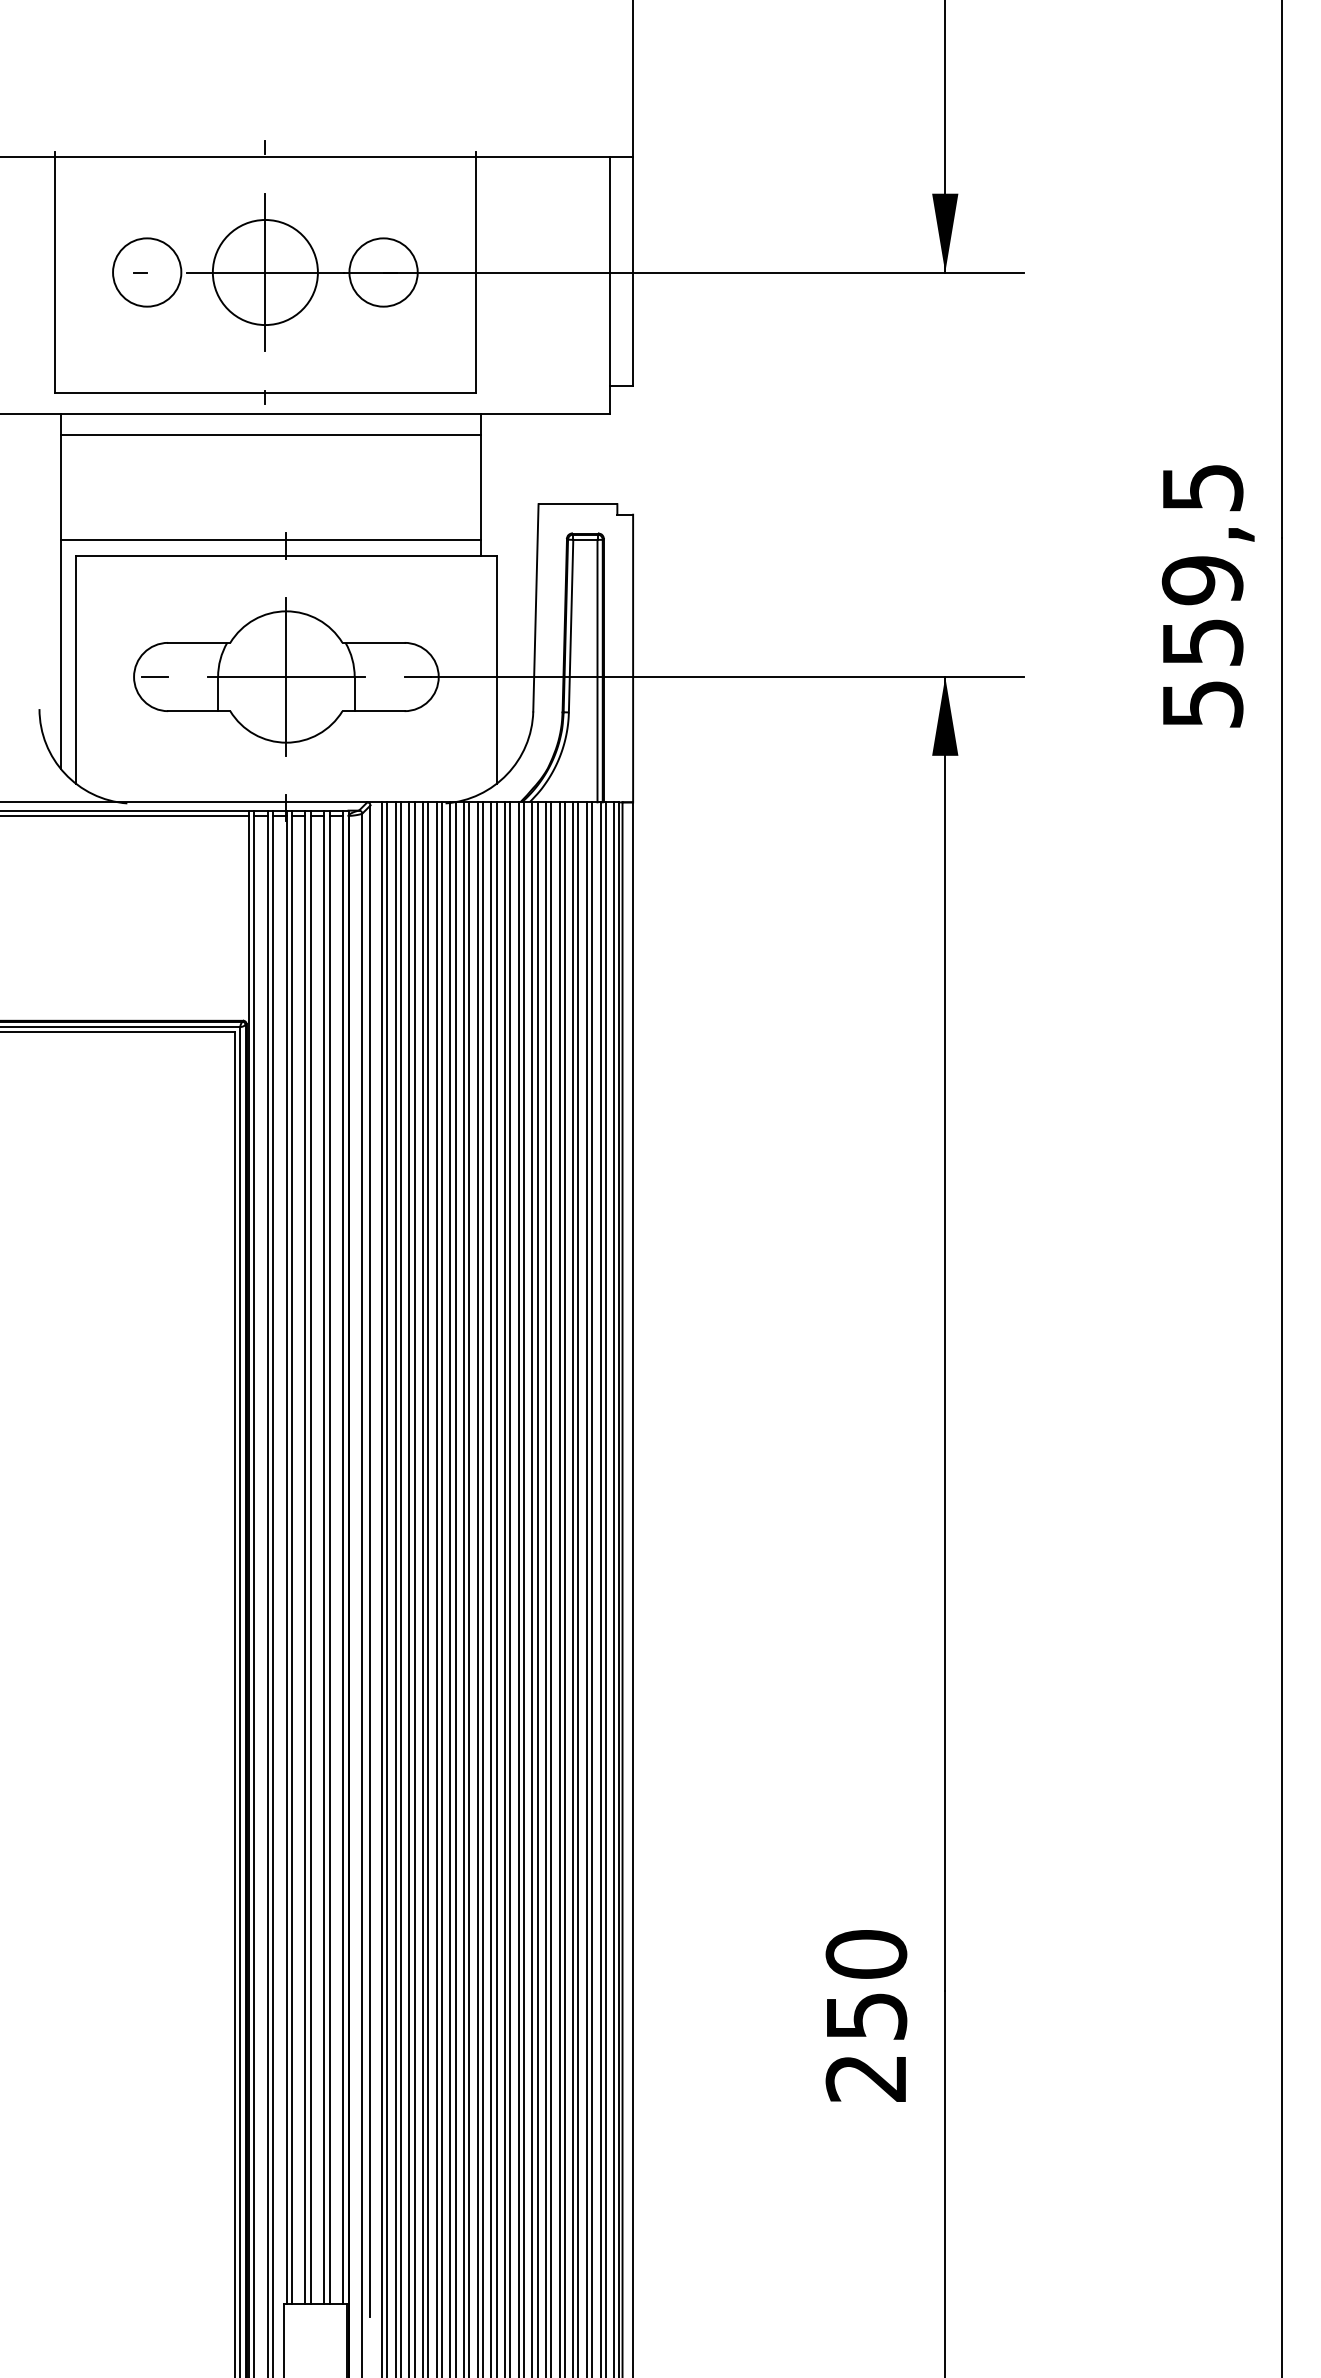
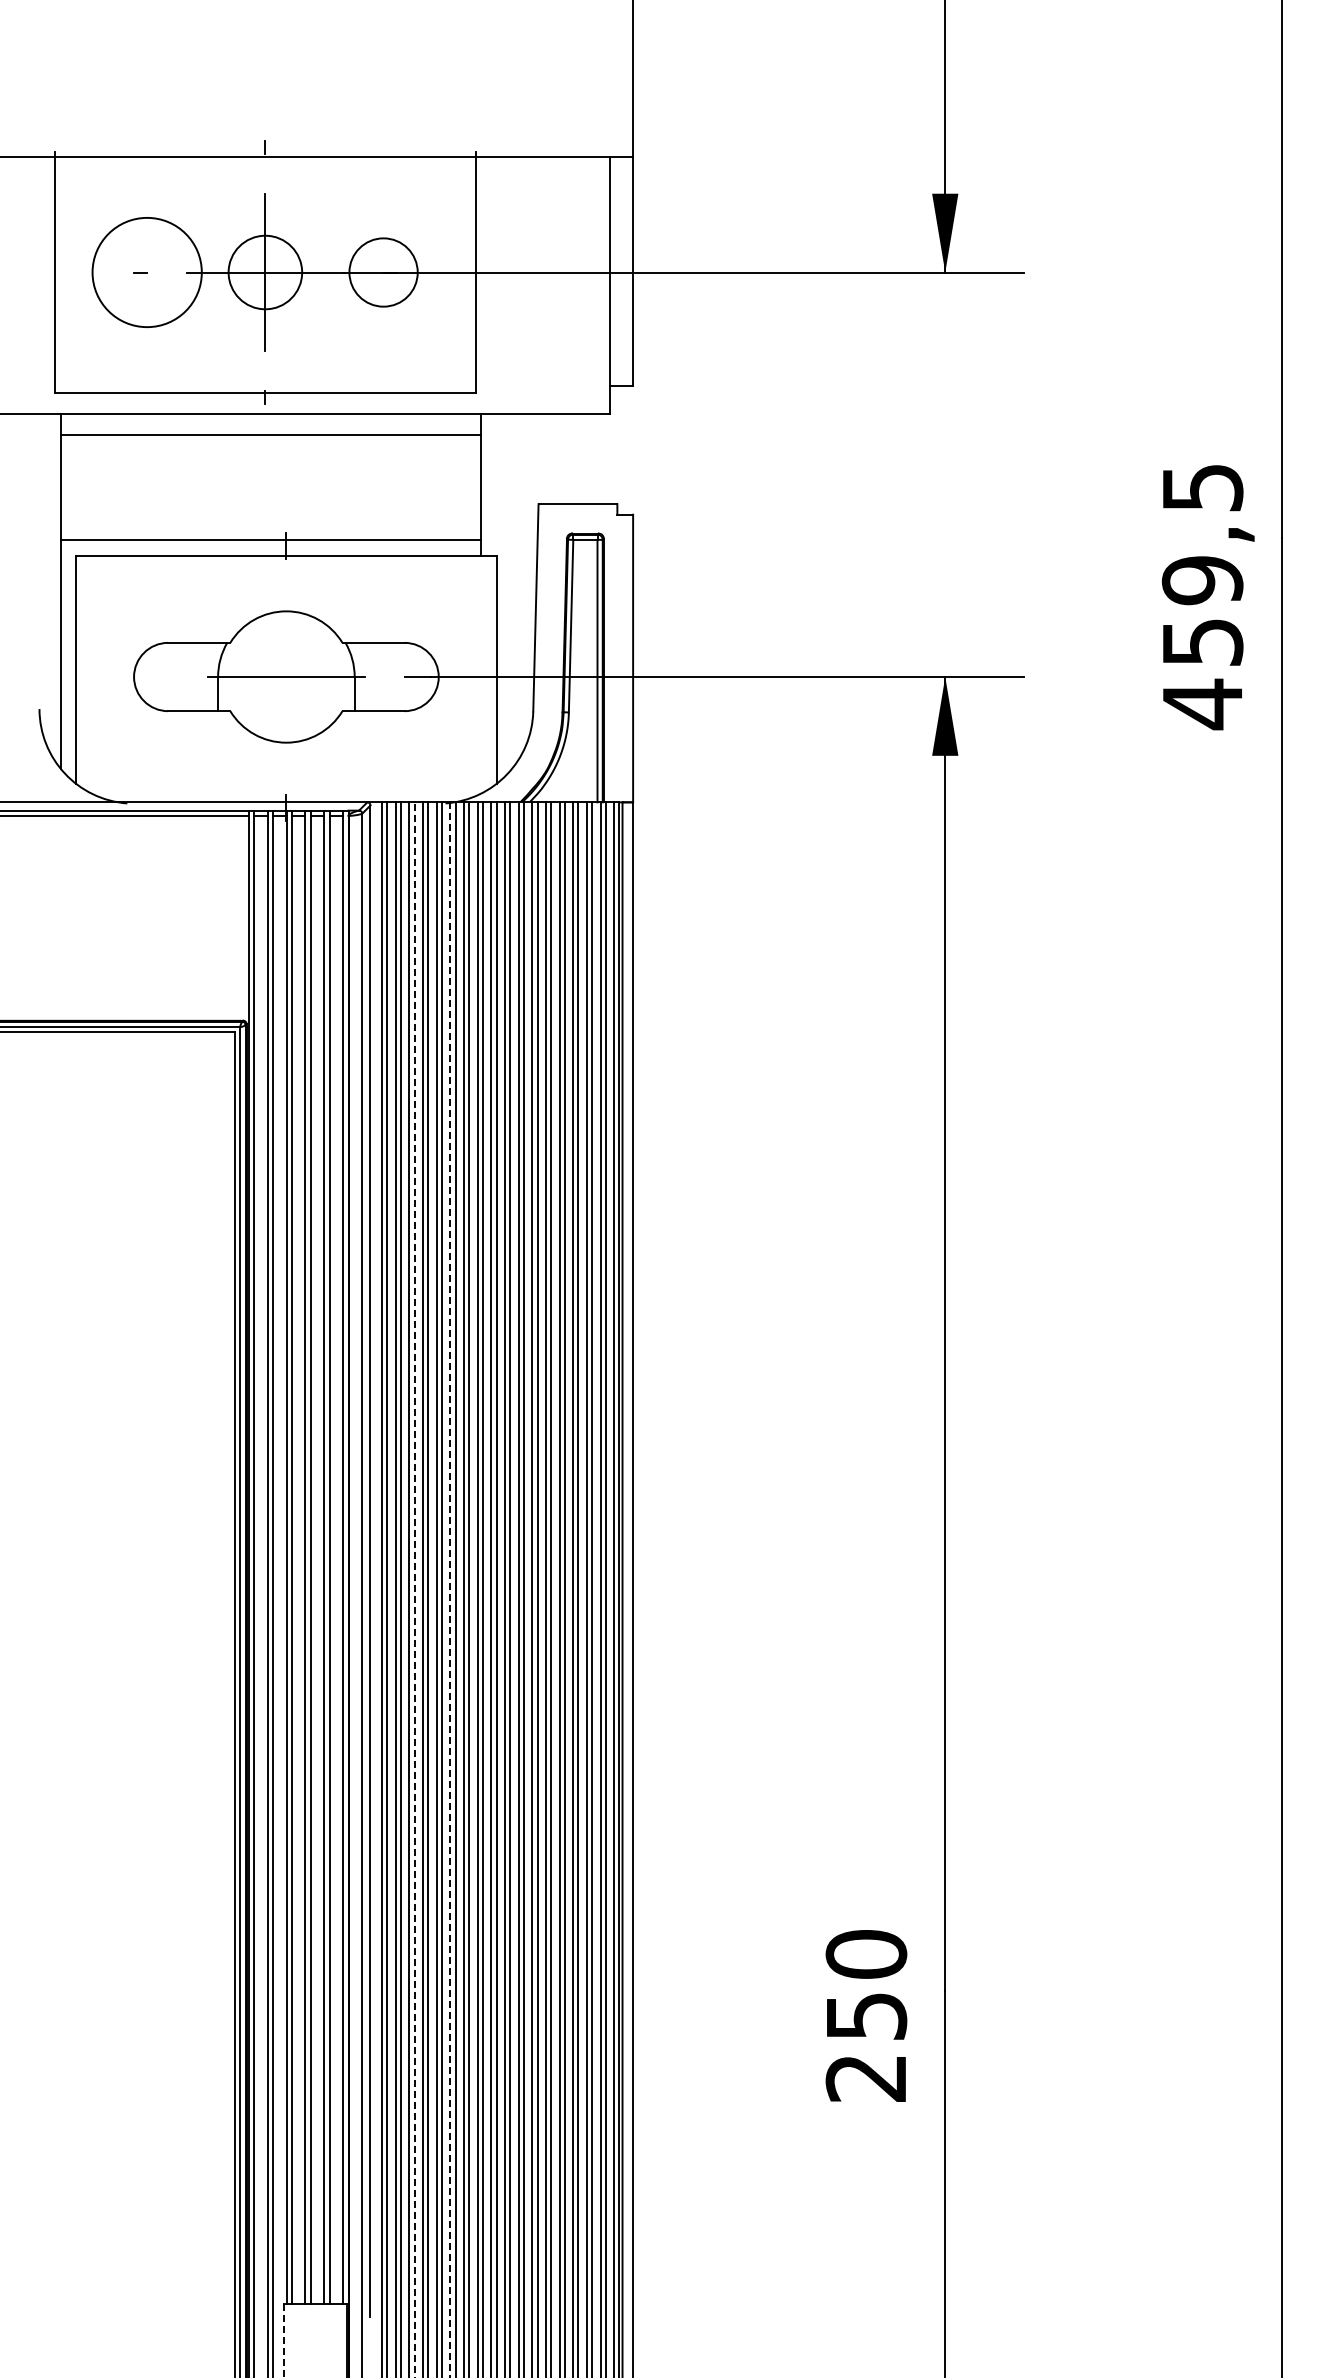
circle diameter: 68 px -> 109 px (146, 272)
circle diameter: 105 px -> 74 px (265, 272)
line: present -> none (286, 676)
line: present -> none (154, 677)
text: 559,5 -> 459,5 (1203, 704)
line: solid -> dashed (414, 1589)
line: solid -> dashed (450, 1590)
line: solid -> dashed (284, 2341)
